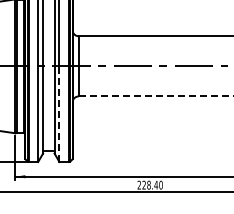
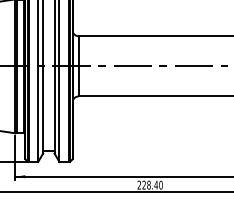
line: dashed -> solid (156, 96)
line: dashed -> solid (59, 114)
